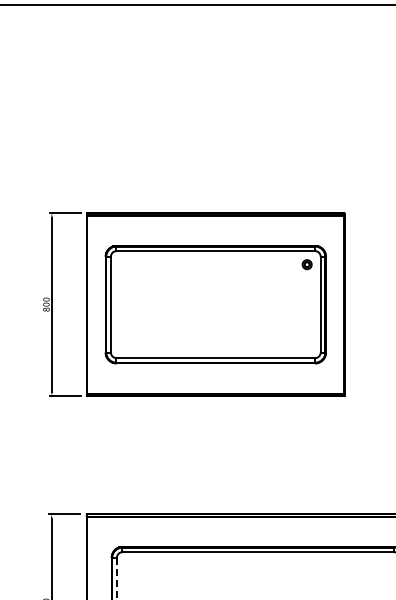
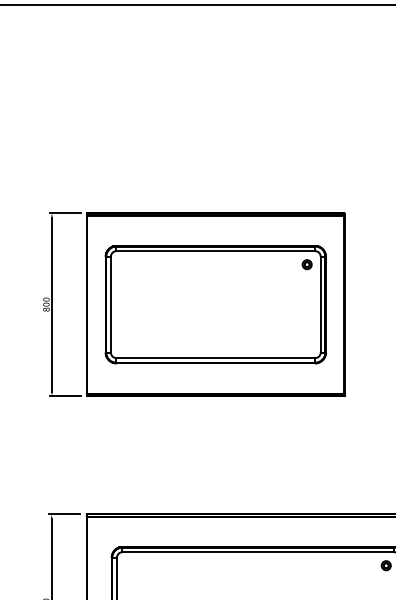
part: none -> present (385, 565)
line: dashed -> solid (116, 578)
